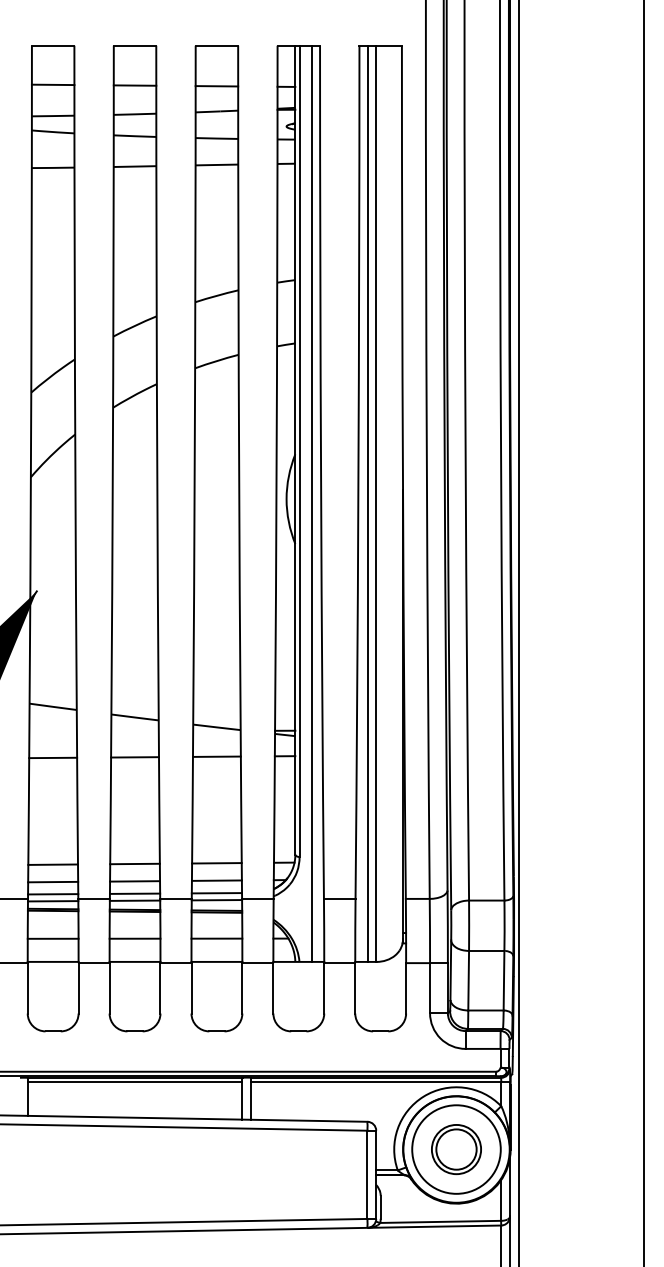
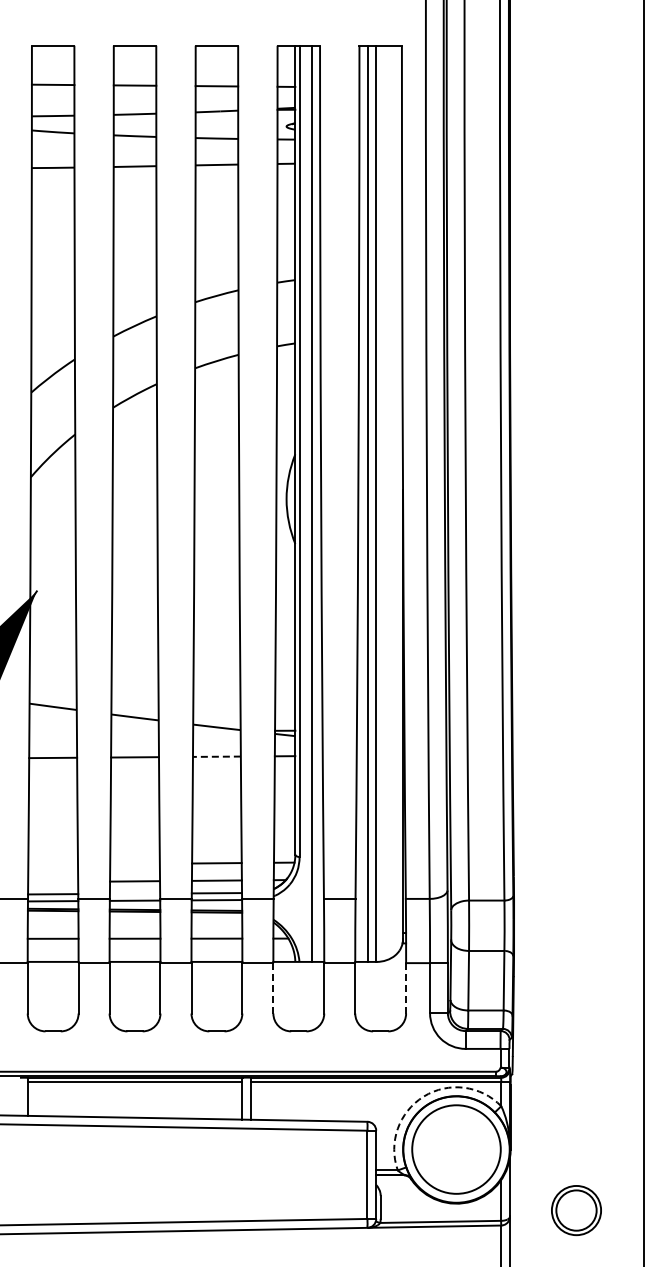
line: present -> none (518, 632)
line: solid -> dashed (216, 756)
line: present -> none (134, 863)
line: present -> none (53, 864)
line: present -> none (53, 881)
line: present -> none (134, 893)
line: solid -> dashed (273, 988)
line: solid -> dashed (406, 988)
arc: solid -> dashed (423, 1096)
part position: (456, 1149) -> (576, 1210) (576, 1210)
